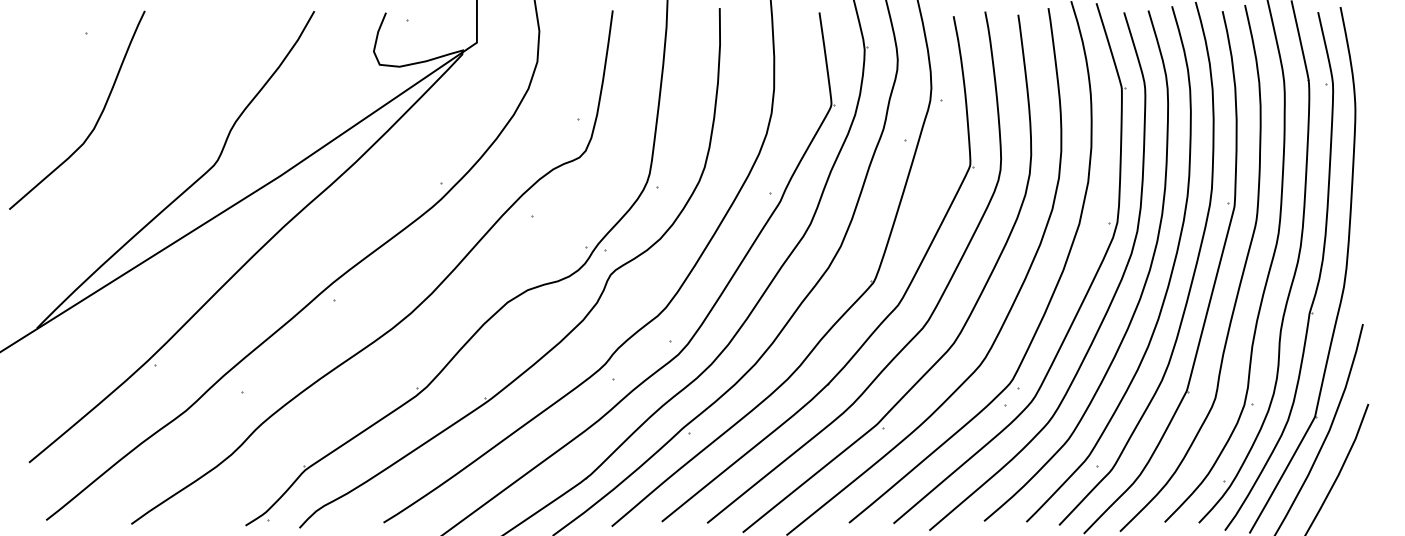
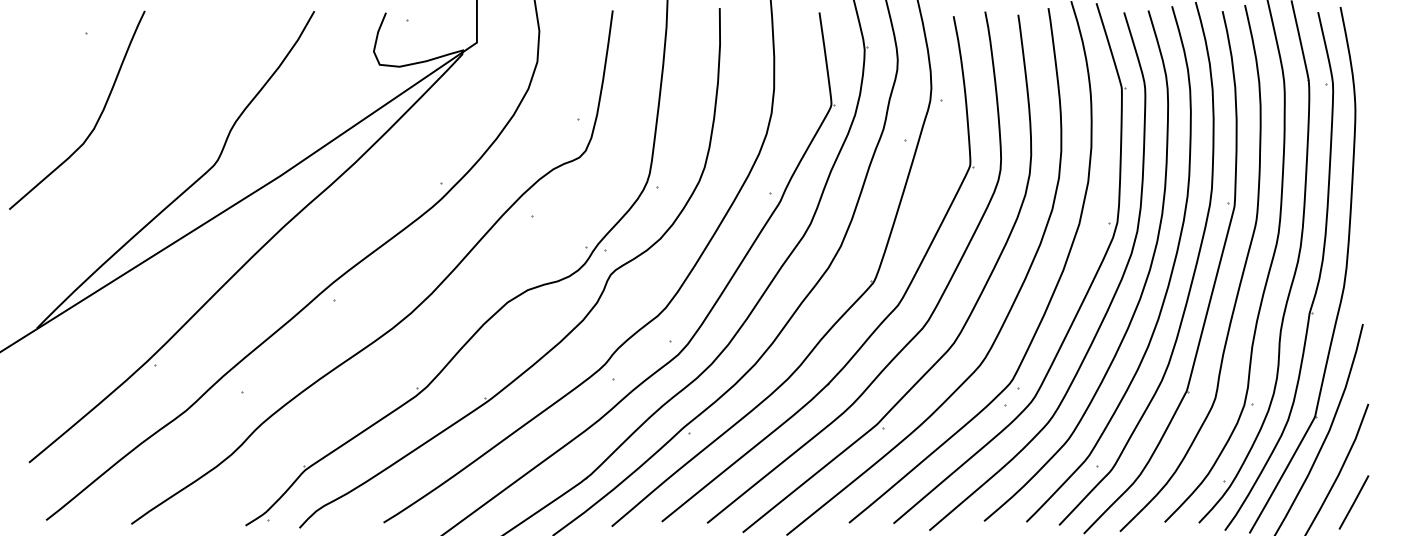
line: none -> present (1353, 502)
